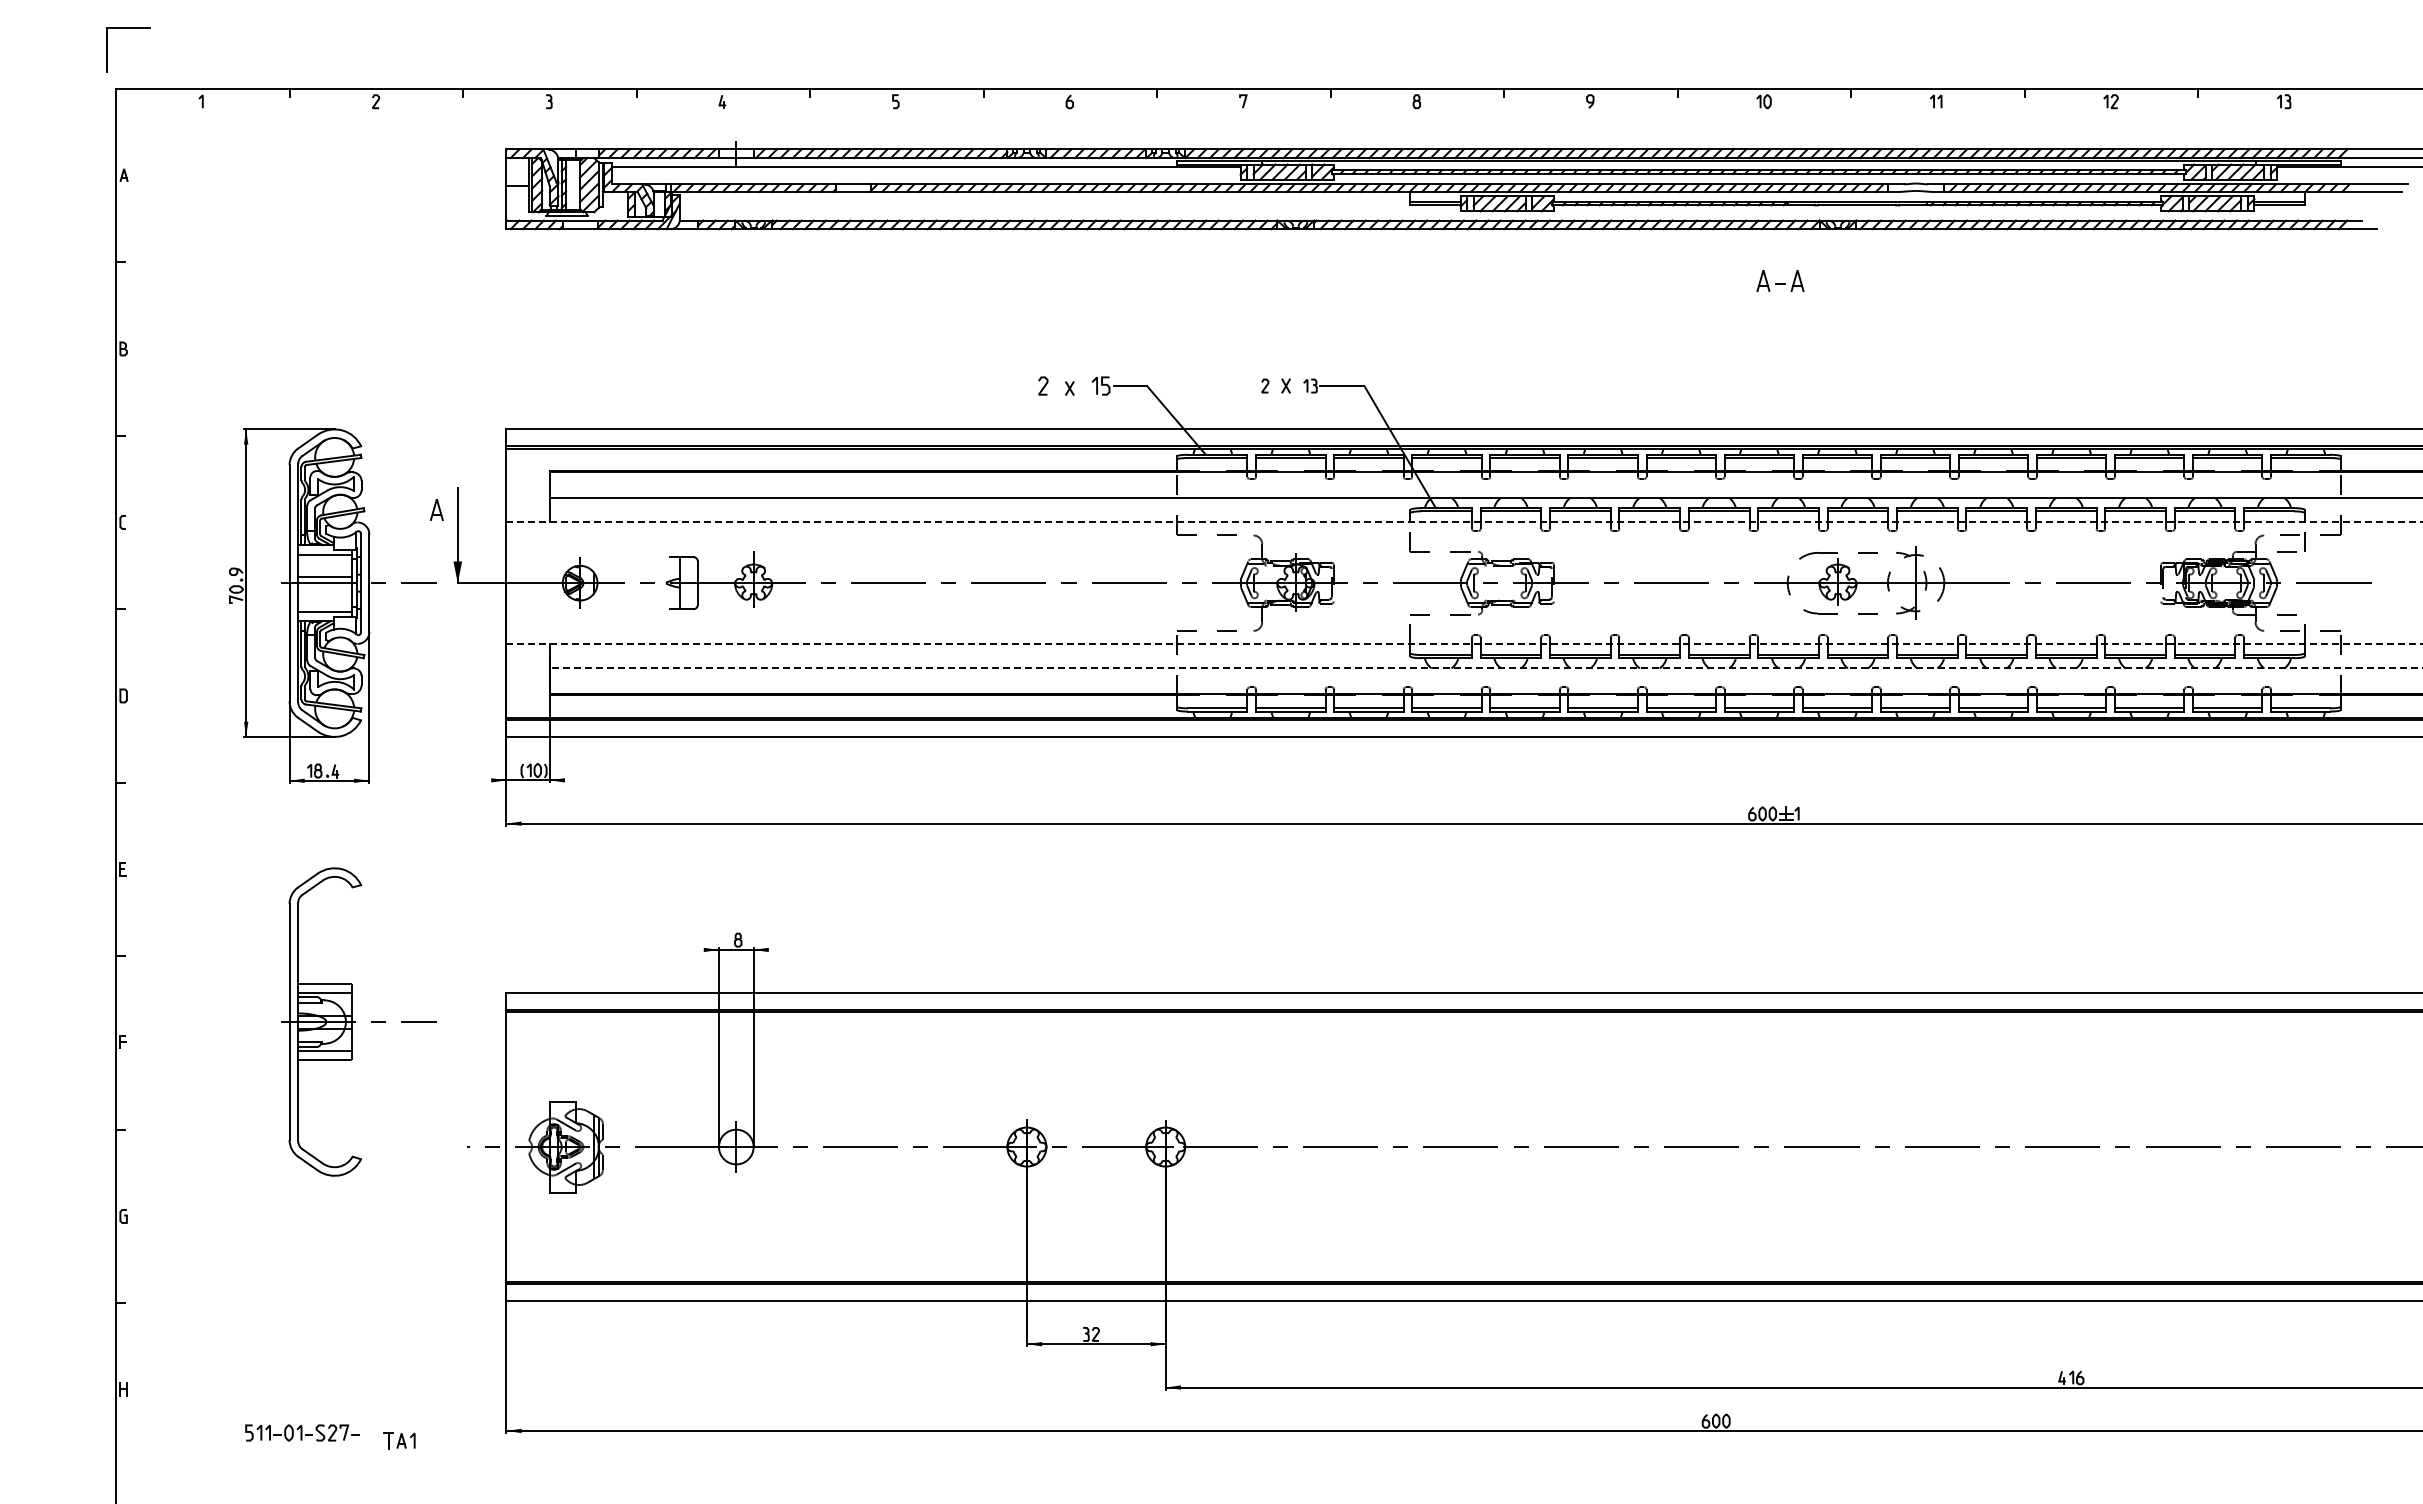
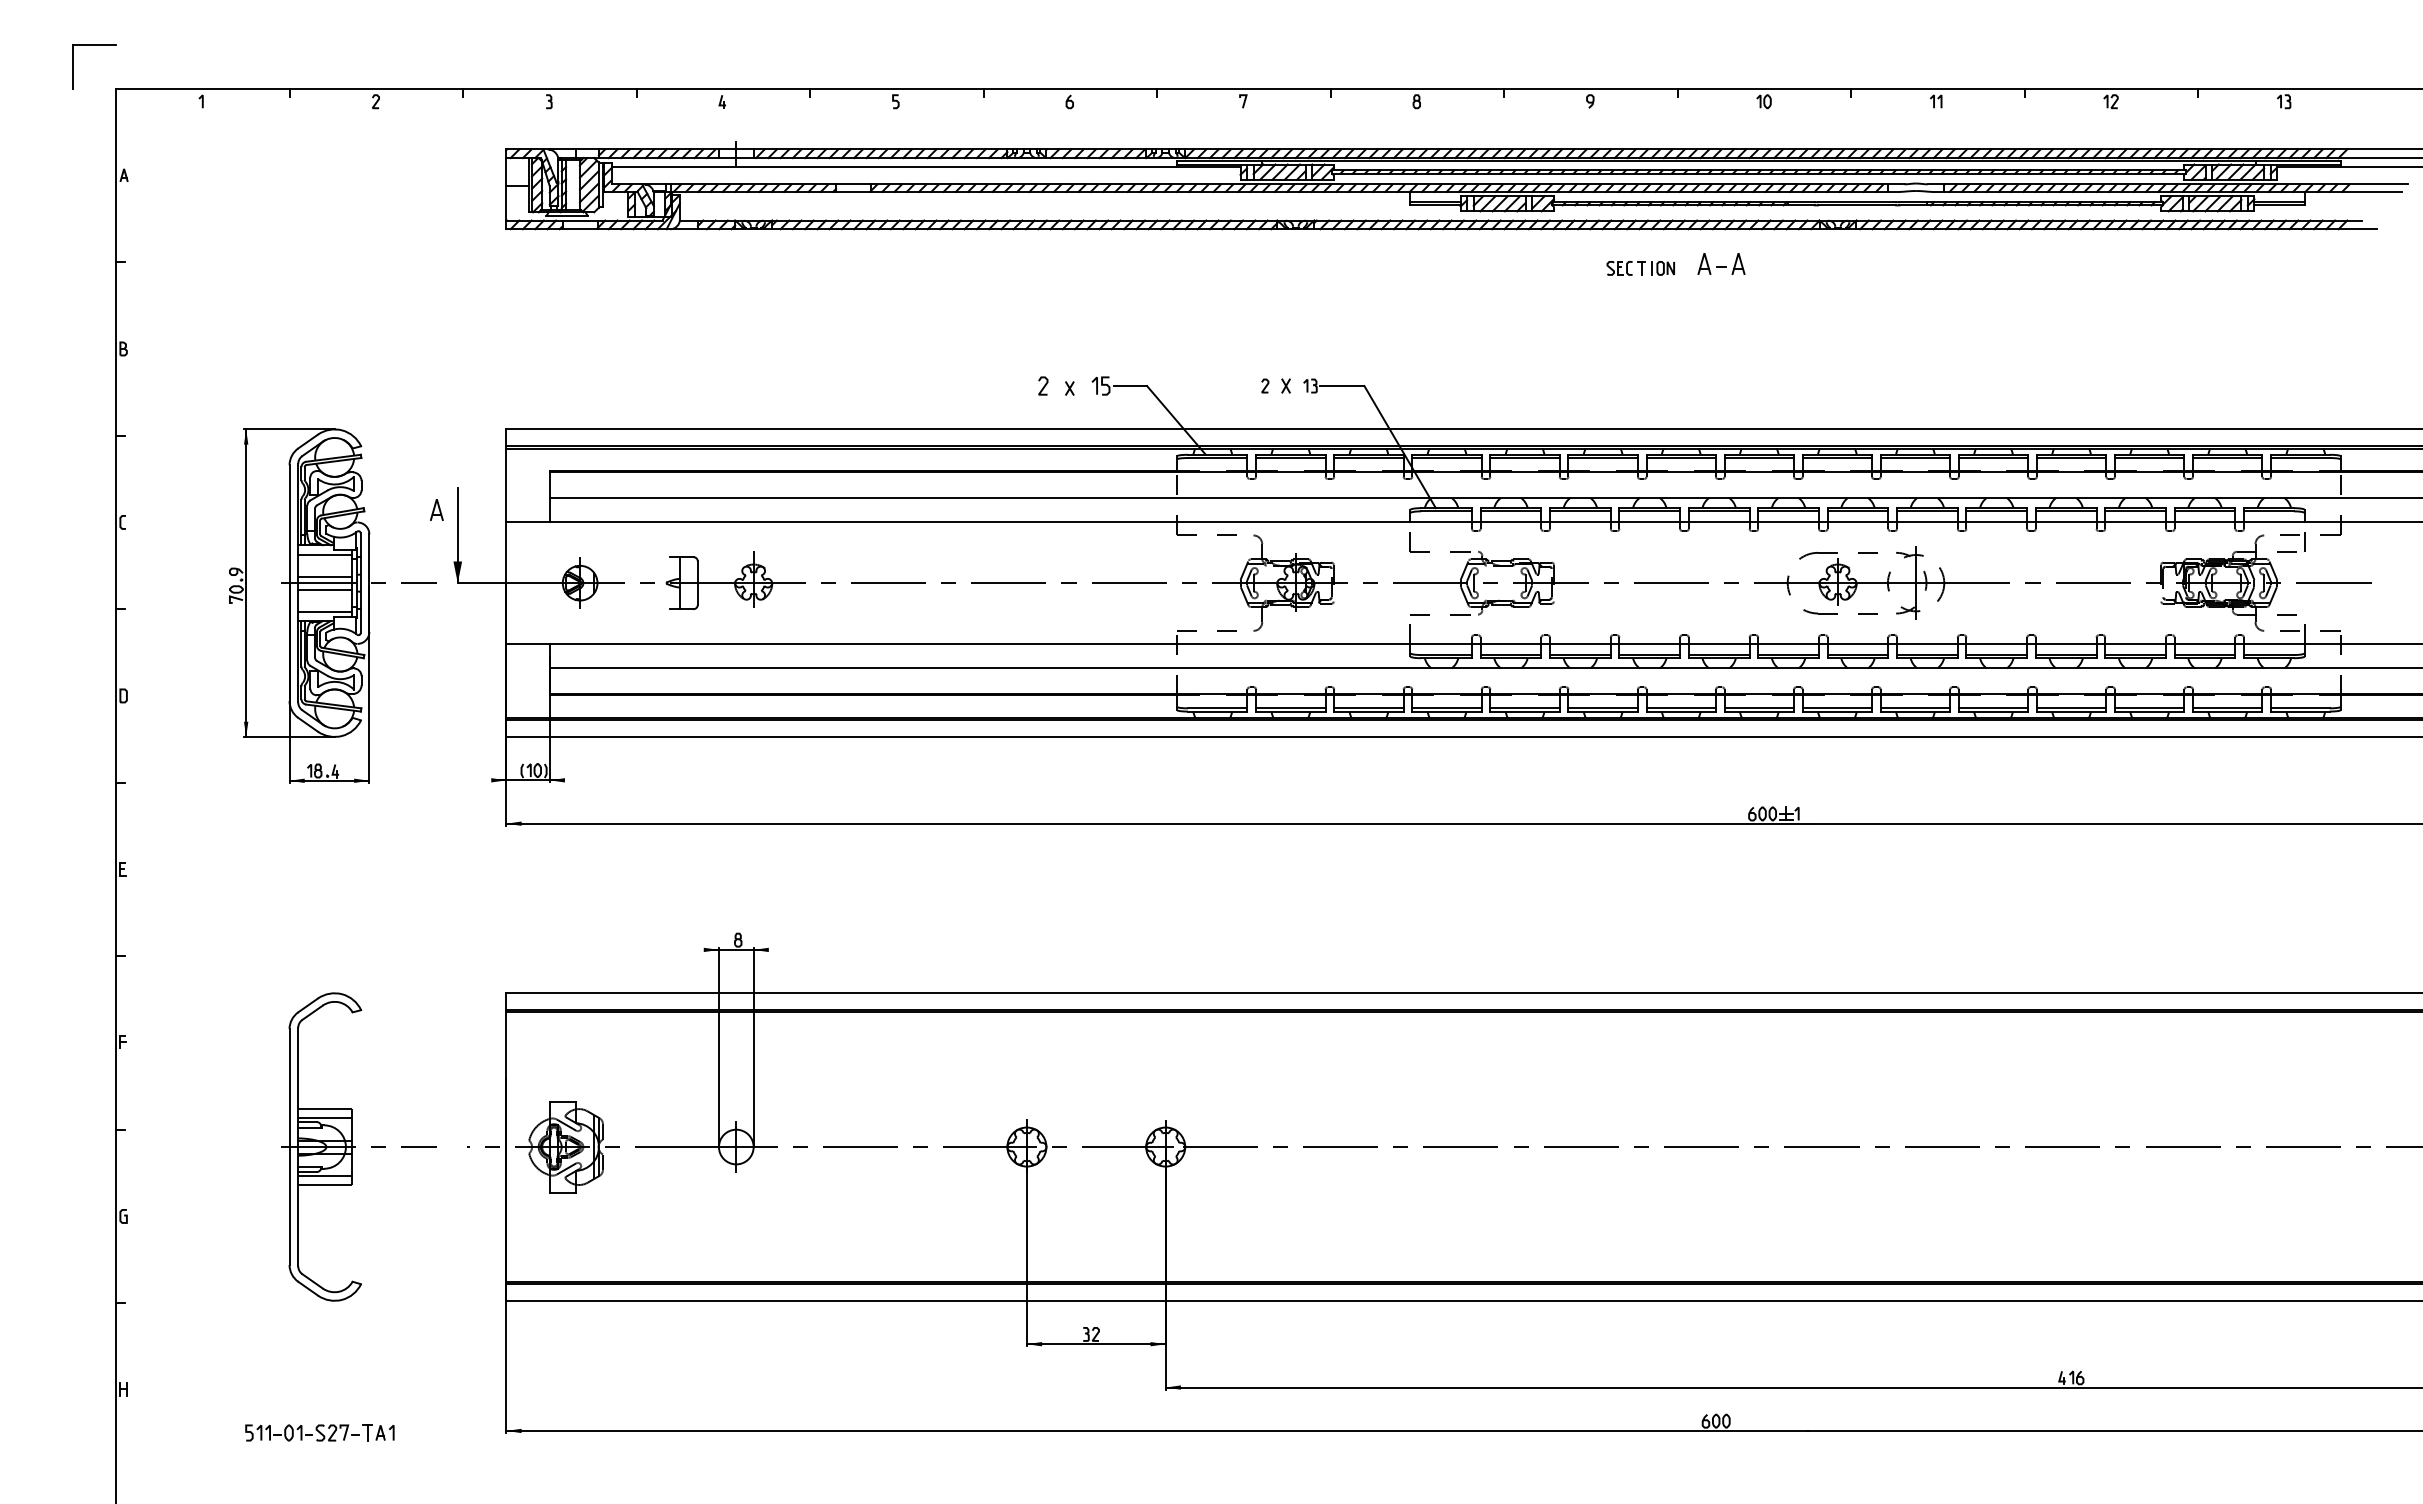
part position: (128, 28) -> (94, 45) (94, 45)
part: none -> present (1640, 268)
part position: (1780, 280) -> (1721, 263) (1721, 263)
line: dashed -> solid (1464, 522)
line: none -> present (325, 589)
line: dashed -> solid (1464, 643)
line: dashed -> solid (1485, 668)
part position: (358, 1021) -> (358, 1146) (358, 1146)
part position: (399, 1440) -> (378, 1432) (378, 1432)
